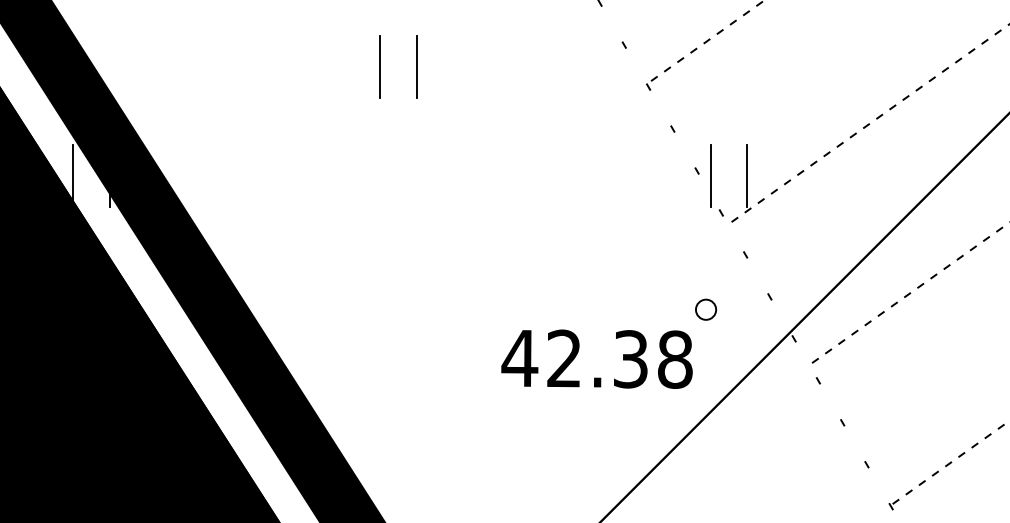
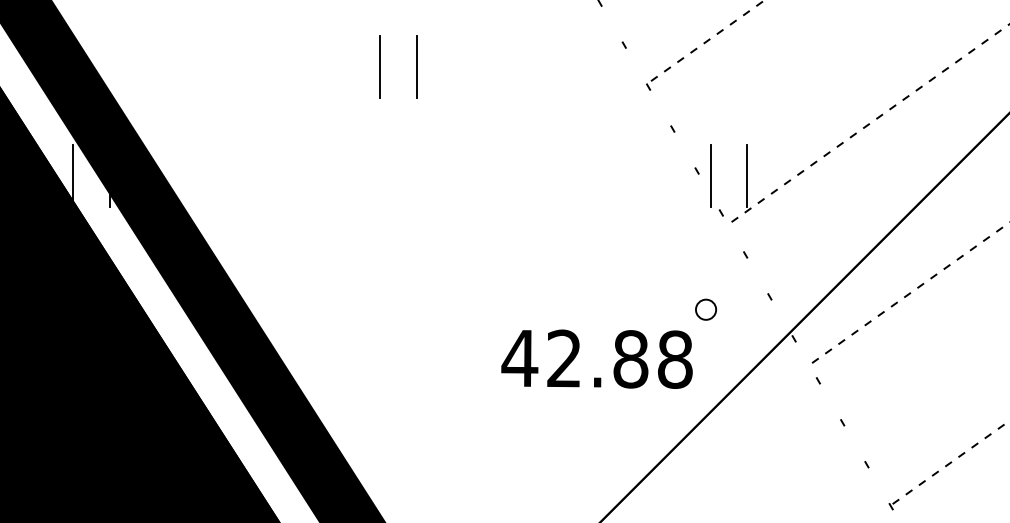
text: 42.38 -> 42.88 (630, 359)
